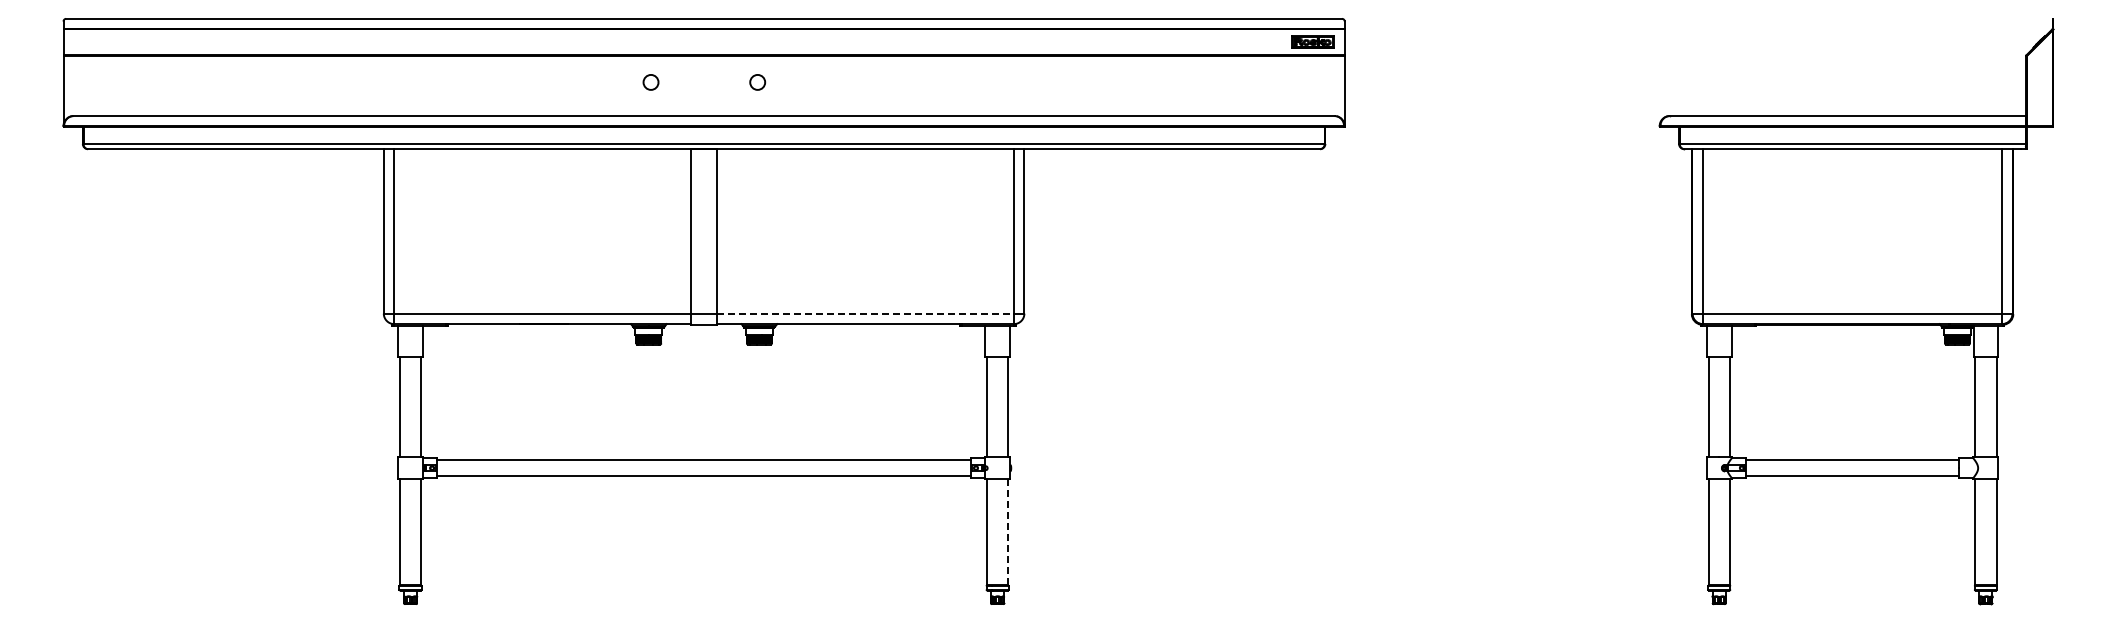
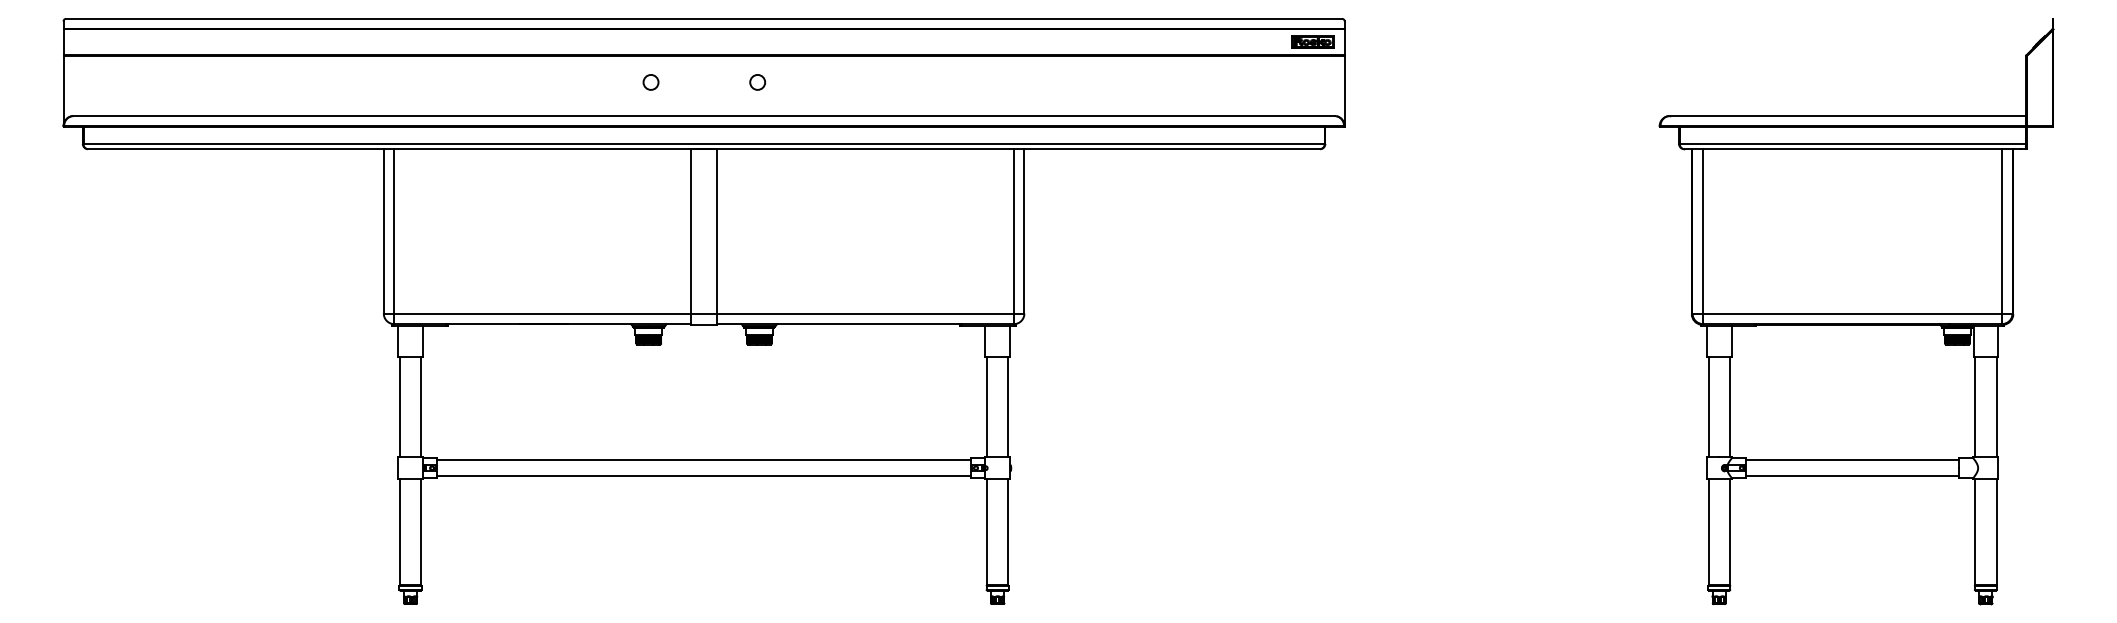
line: dashed -> solid (866, 313)
line: dashed -> solid (1008, 531)
